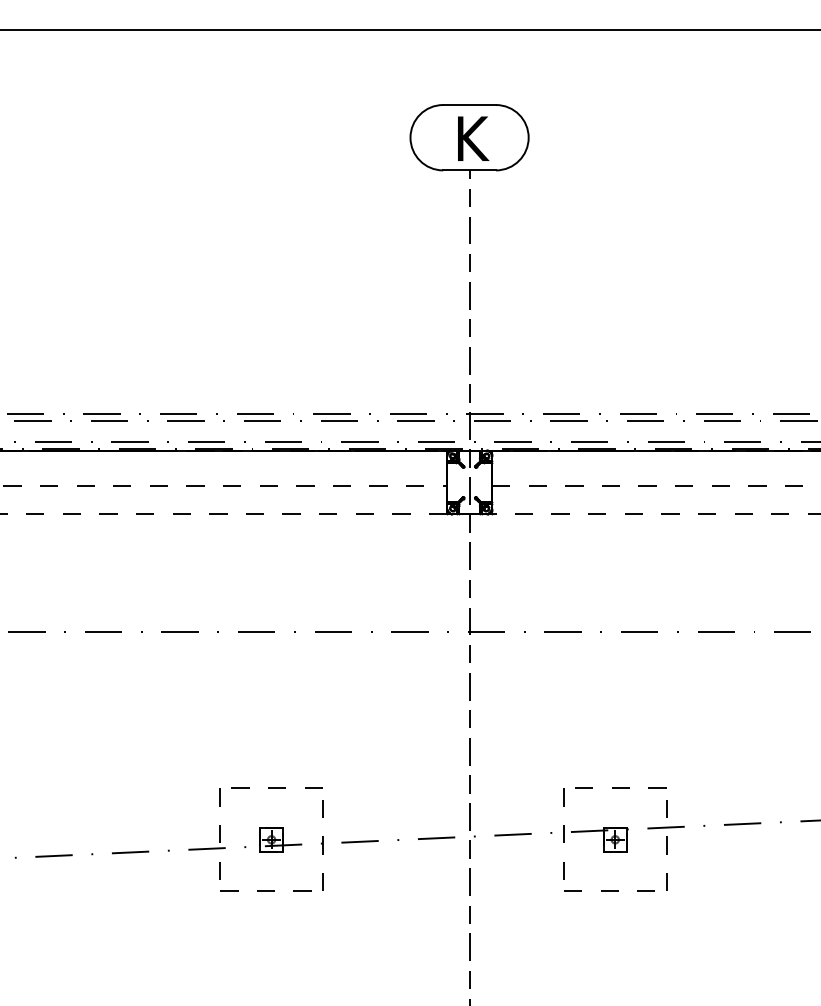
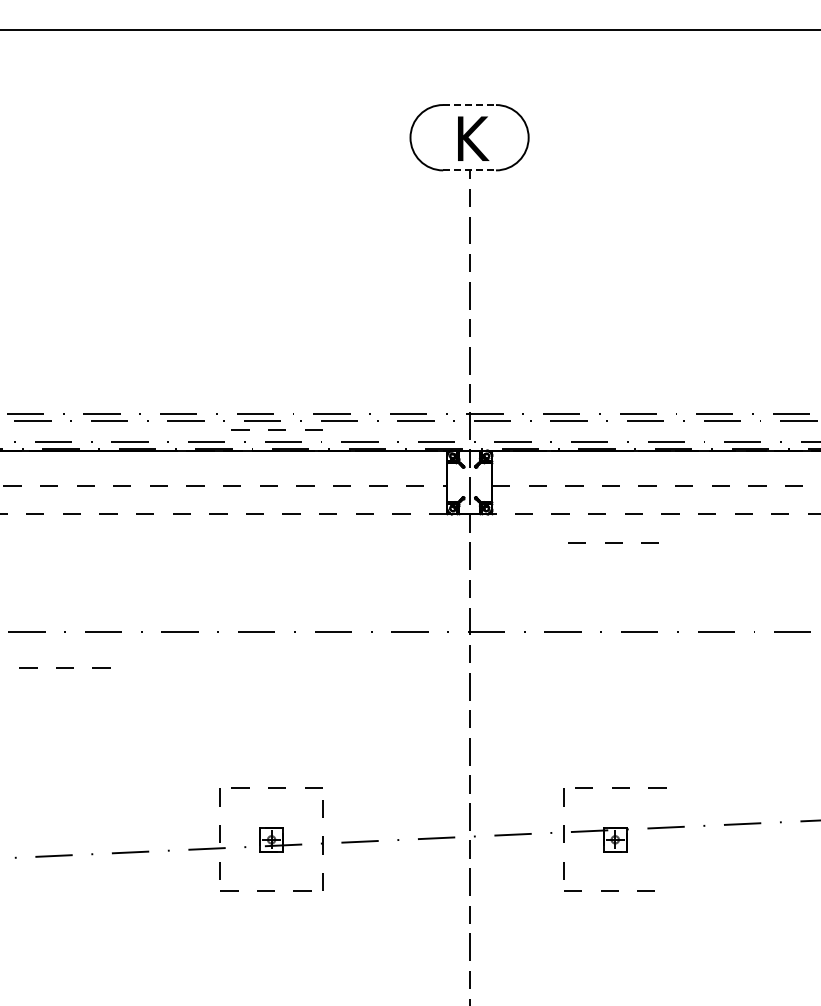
line: solid -> dashed (470, 105)
line: solid -> dashed (470, 170)
line: none -> present (276, 429)
line: none -> present (613, 542)
line: none -> present (64, 667)
line: present -> none (666, 845)
